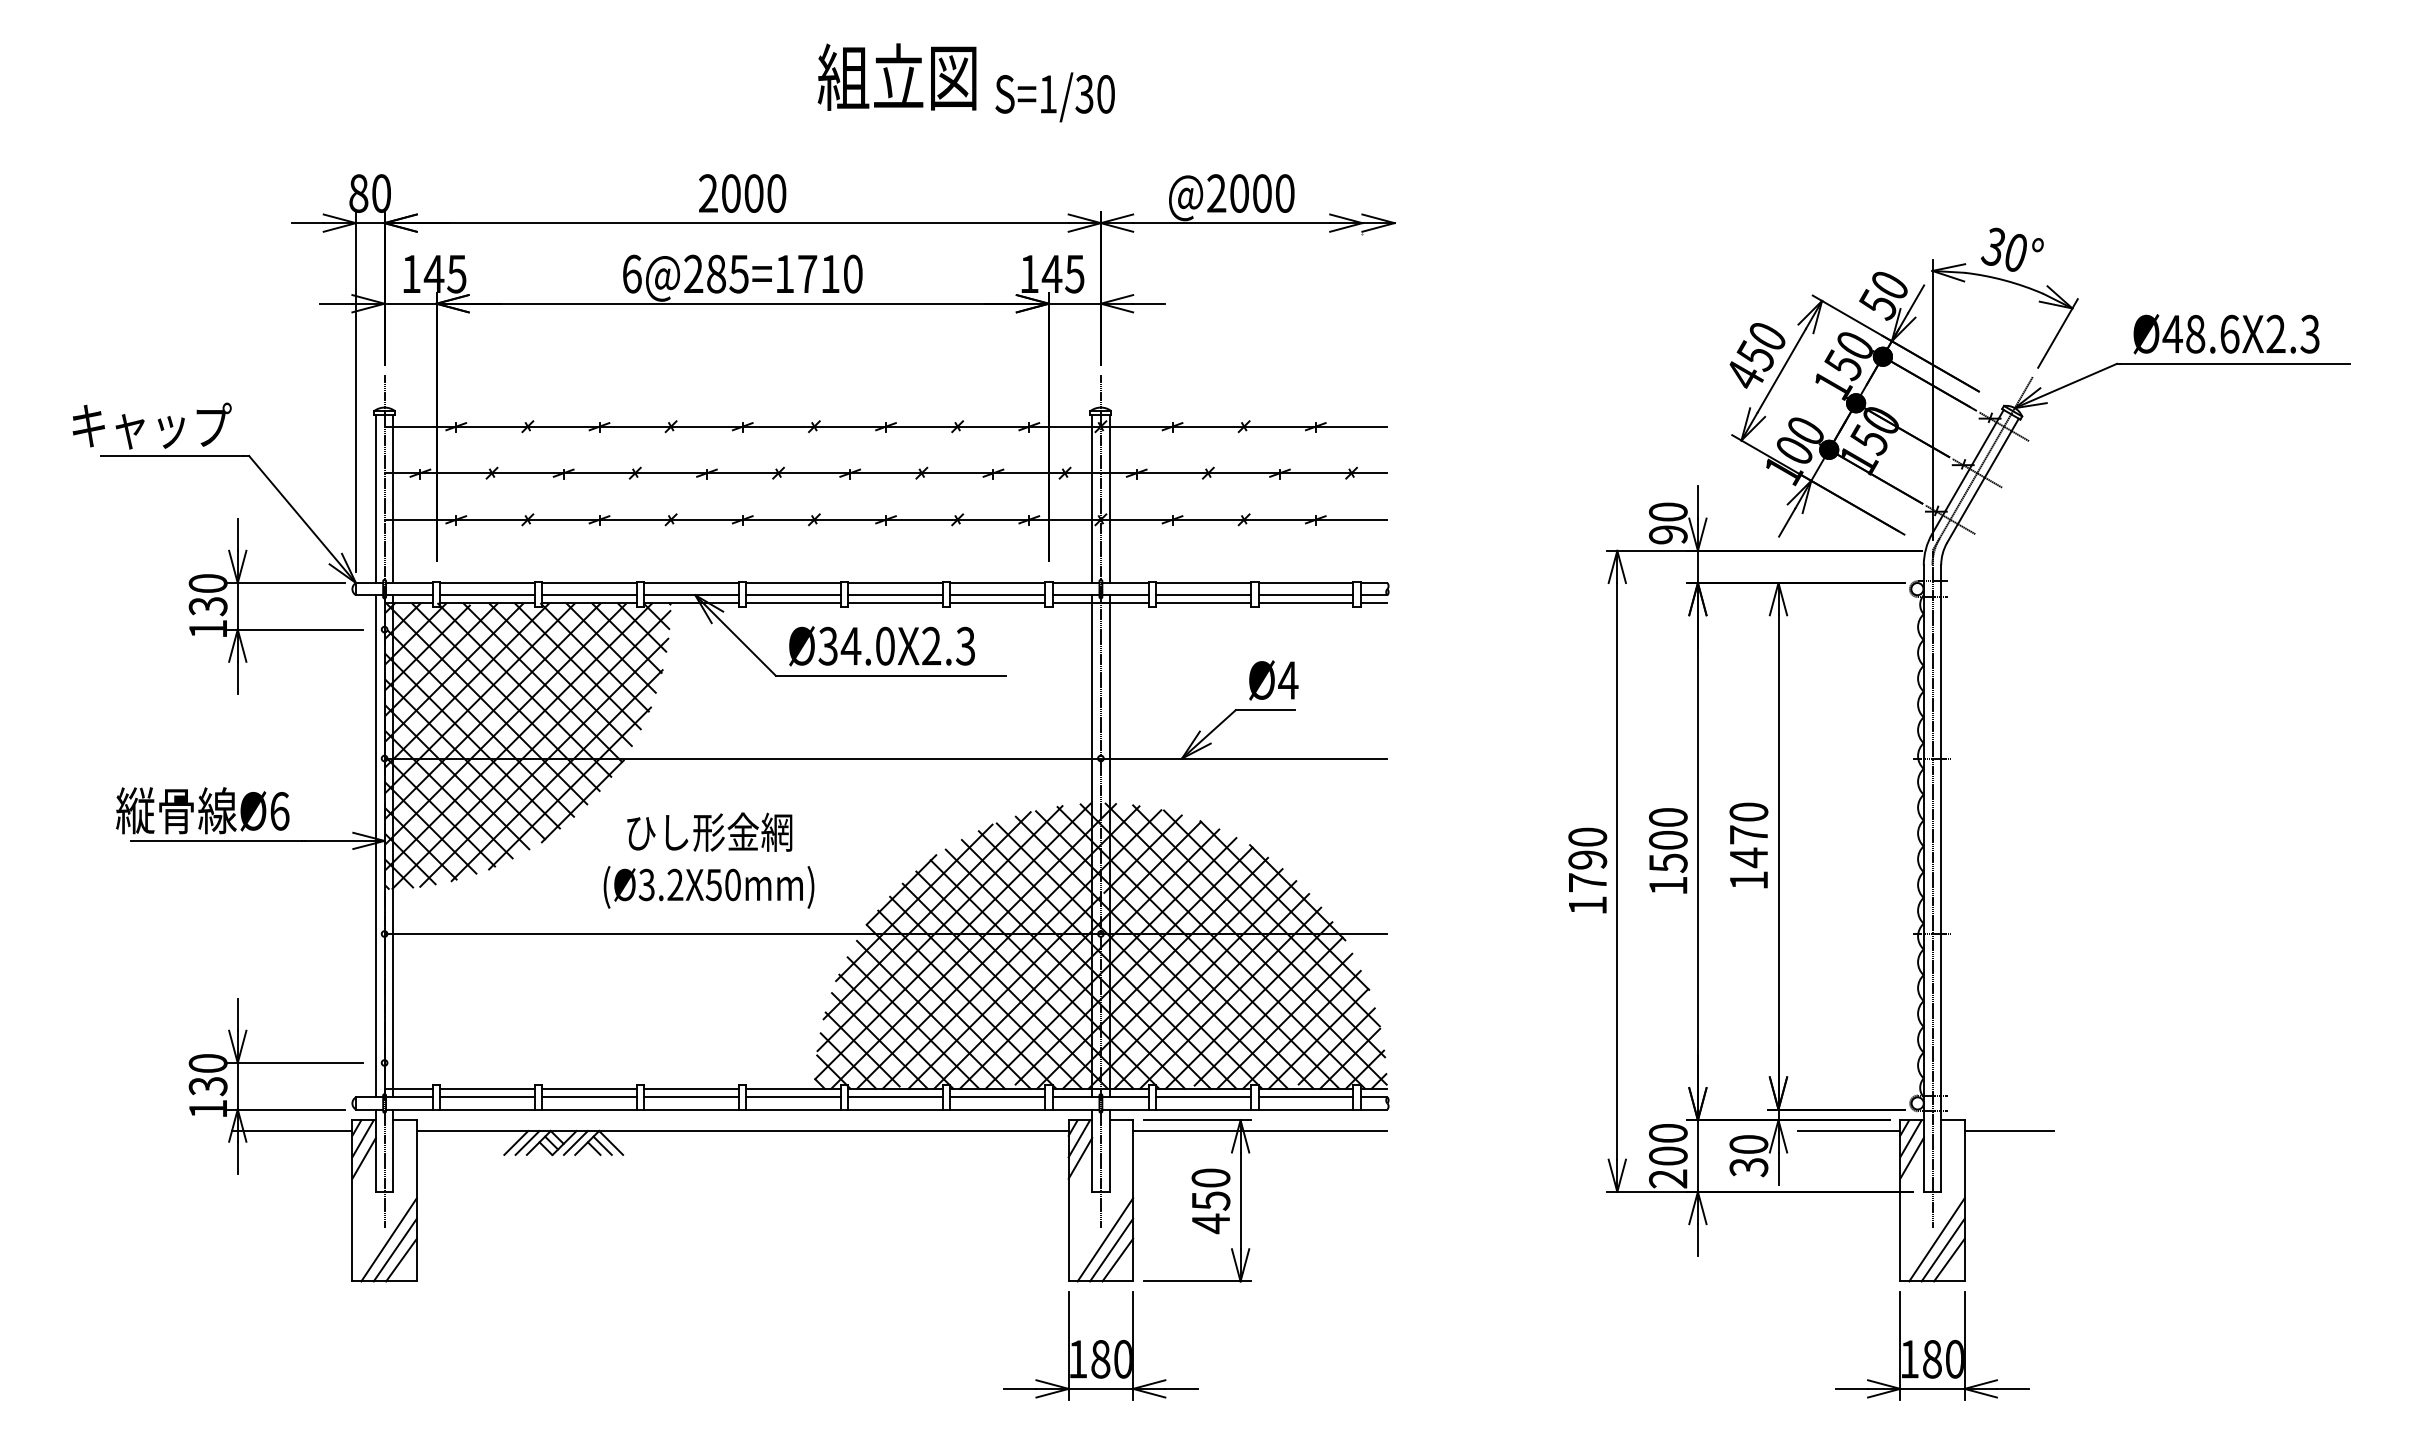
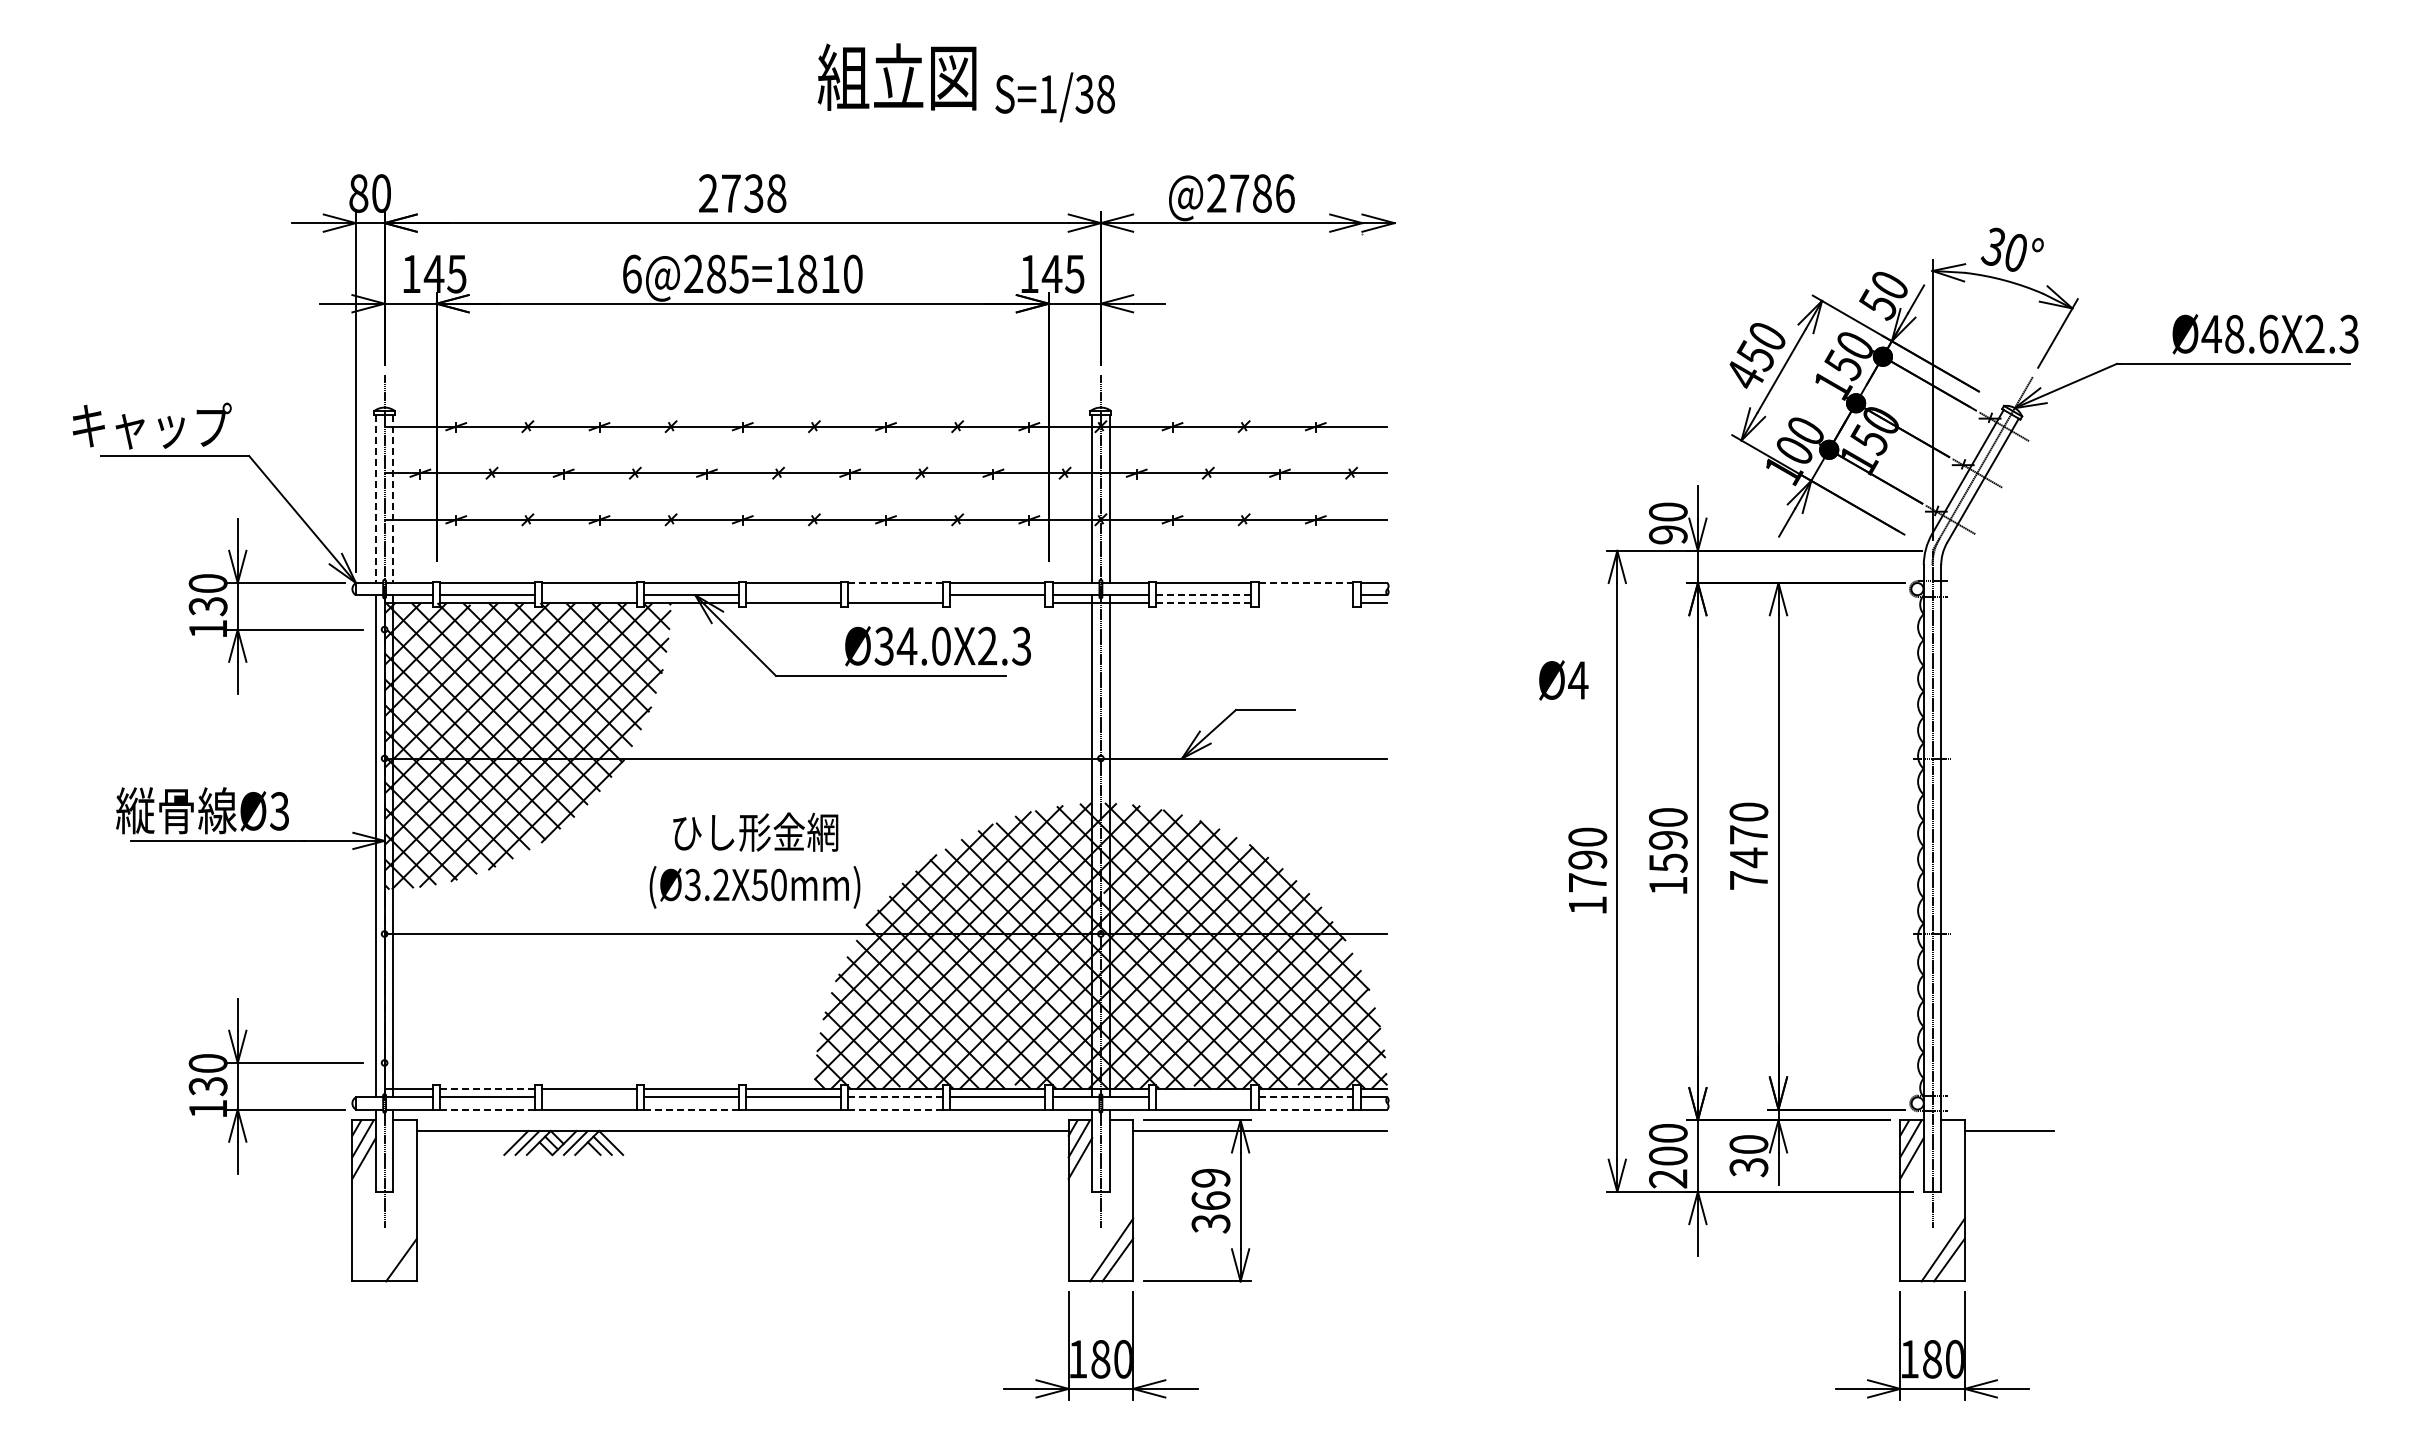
text: S=1/30 -> S=1/38 (1105, 94)
text: 2000 -> 2738 (754, 193)
text: @2000 -> @2786 (1262, 193)
text: 6@285=1710 -> 6@285=1810 (807, 273)
text position: (2226, 334) -> (2265, 334) (2265, 334)
line: solid -> dashed (375, 499)
line: solid -> dashed (393, 499)
line: solid -> dashed (896, 583)
line: solid -> dashed (1306, 583)
line: present -> none (589, 595)
line: present -> none (793, 595)
line: present -> none (895, 595)
line: solid -> dashed (1204, 595)
line: present -> none (1305, 595)
line: present -> none (997, 603)
line: solid -> dashed (1204, 603)
line: present -> none (1305, 603)
text position: (881, 646) -> (937, 646) (937, 646)
text position: (1273, 680) -> (1563, 680) (1563, 680)
text: Ø6 -> Ø3 (279, 811)
text: 1500 -> 1590 (1668, 839)
text position: (708, 860) -> (754, 860) (754, 860)
text: 1470 -> 7470 (1748, 880)
line: solid -> dashed (488, 1089)
line: present -> none (589, 1097)
line: solid -> dashed (896, 1097)
line: present -> none (1203, 1097)
line: solid -> dashed (1306, 1097)
line: solid -> dashed (488, 1109)
line: solid -> dashed (692, 1109)
line: solid -> dashed (896, 1109)
line: solid -> dashed (1306, 1109)
line: present -> none (292, 1131)
line: present -> none (1849, 1131)
text: 450 -> 369 (1210, 1201)
line: present -> none (388, 1239)
line: present -> none (1105, 1239)
line: present -> none (1936, 1239)
line: present -> none (394, 1249)
